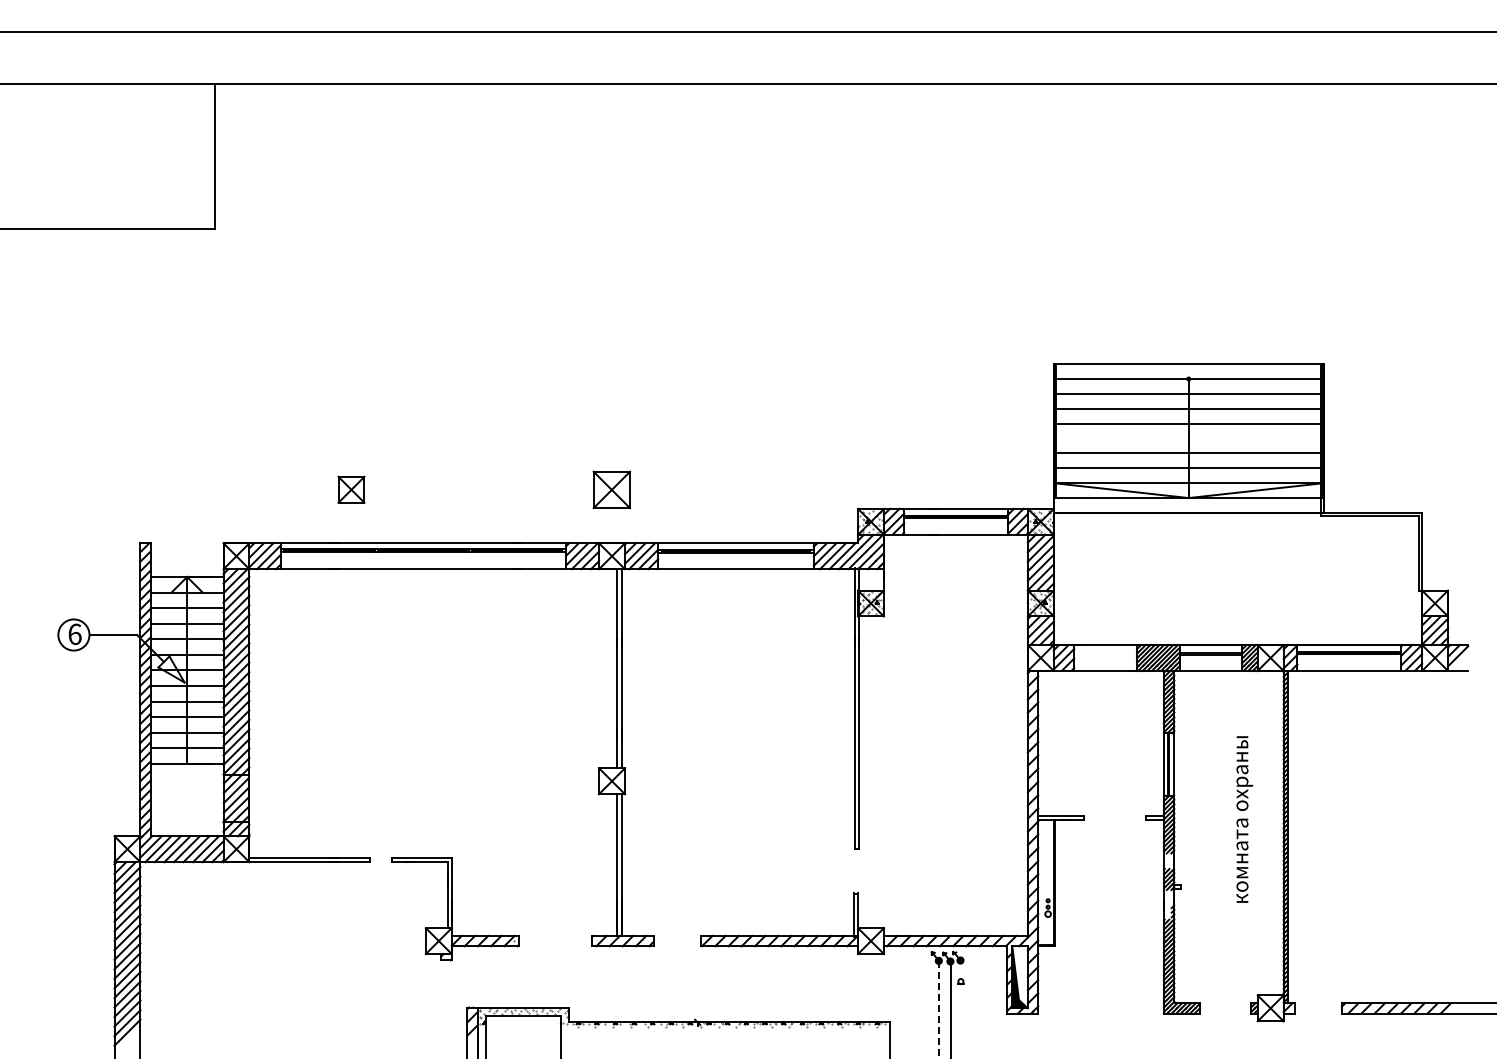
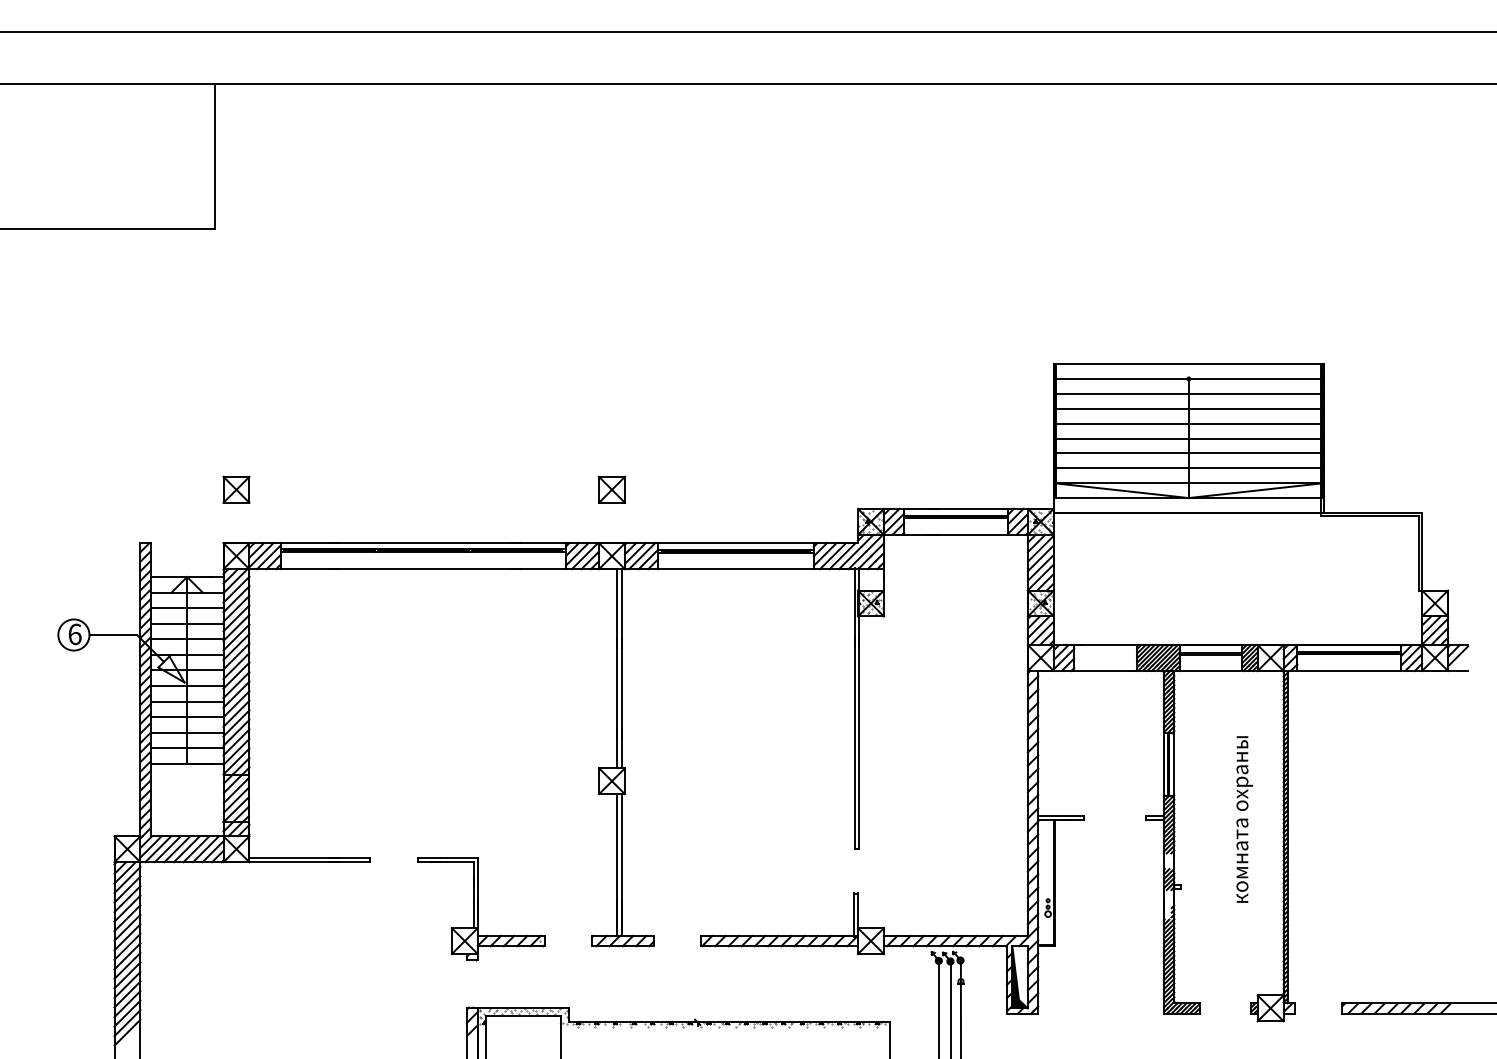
line: none -> present (1188, 438)
part position: (351, 489) -> (236, 489) (236, 489)
part size: 40x40 px -> 29x29 px (612, 489)
part position: (455, 909) -> (481, 909) (481, 909)
line: none -> present (960, 1008)
line: dashed -> solid (938, 1009)
